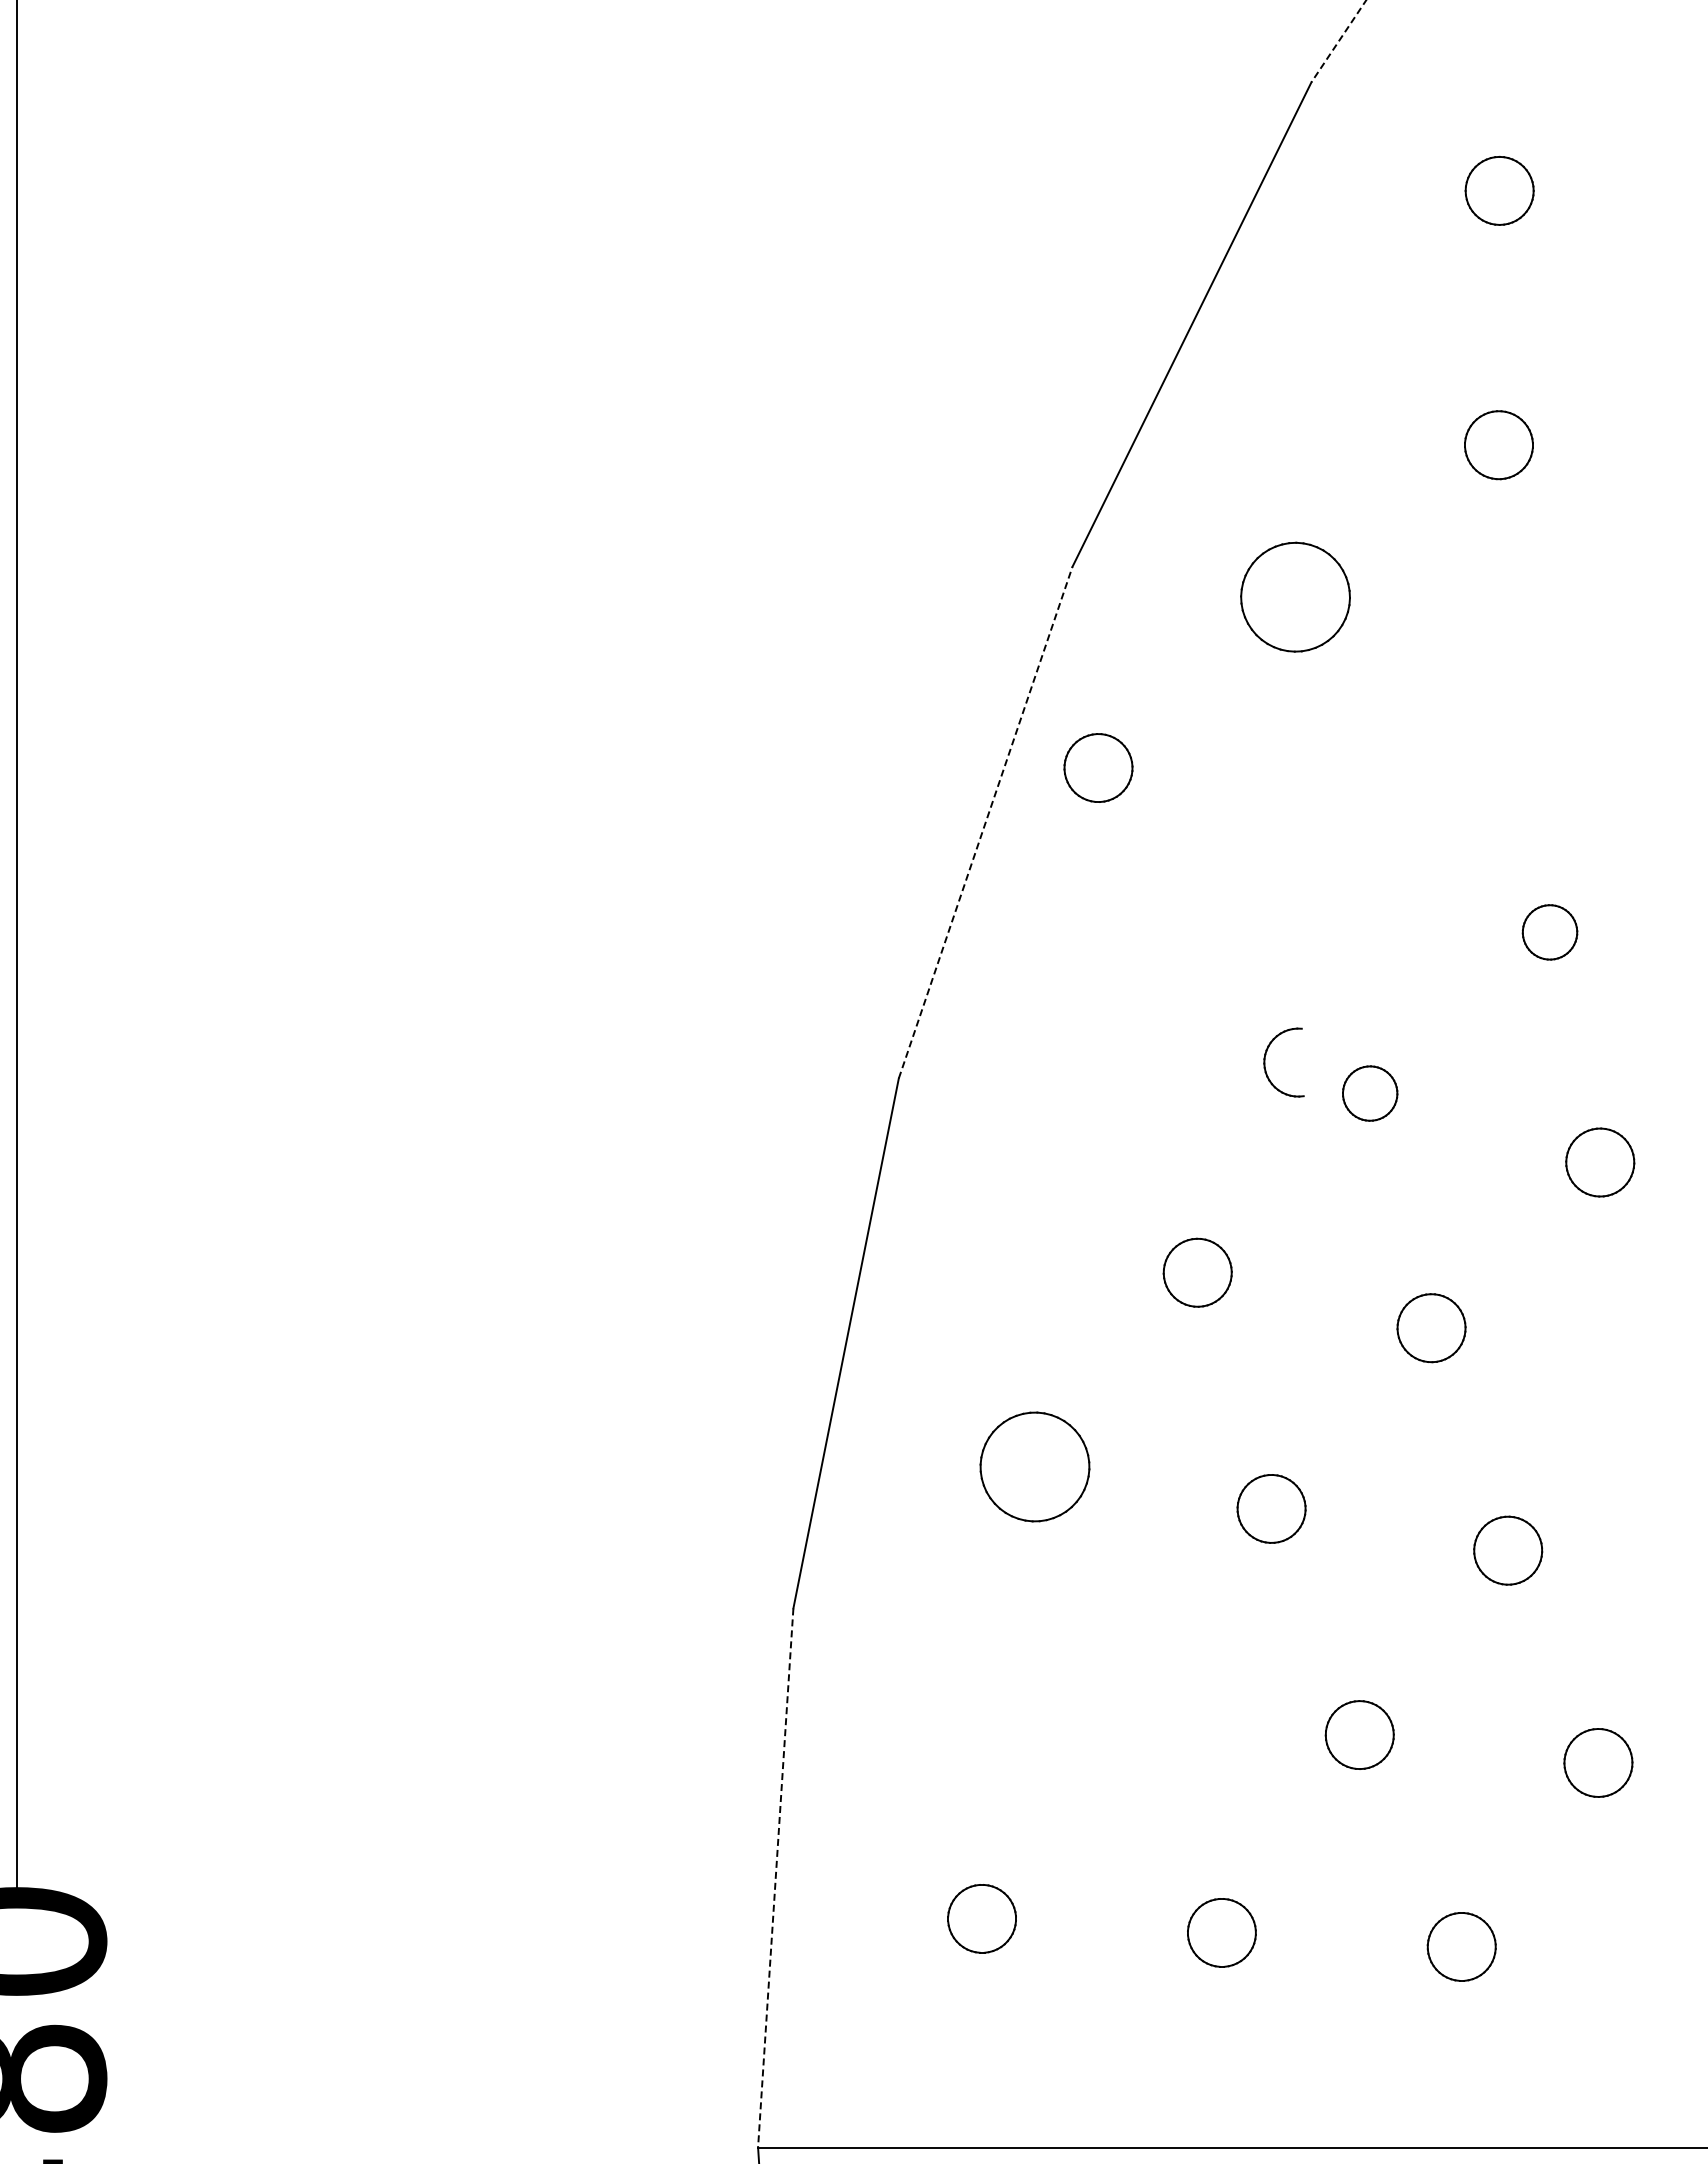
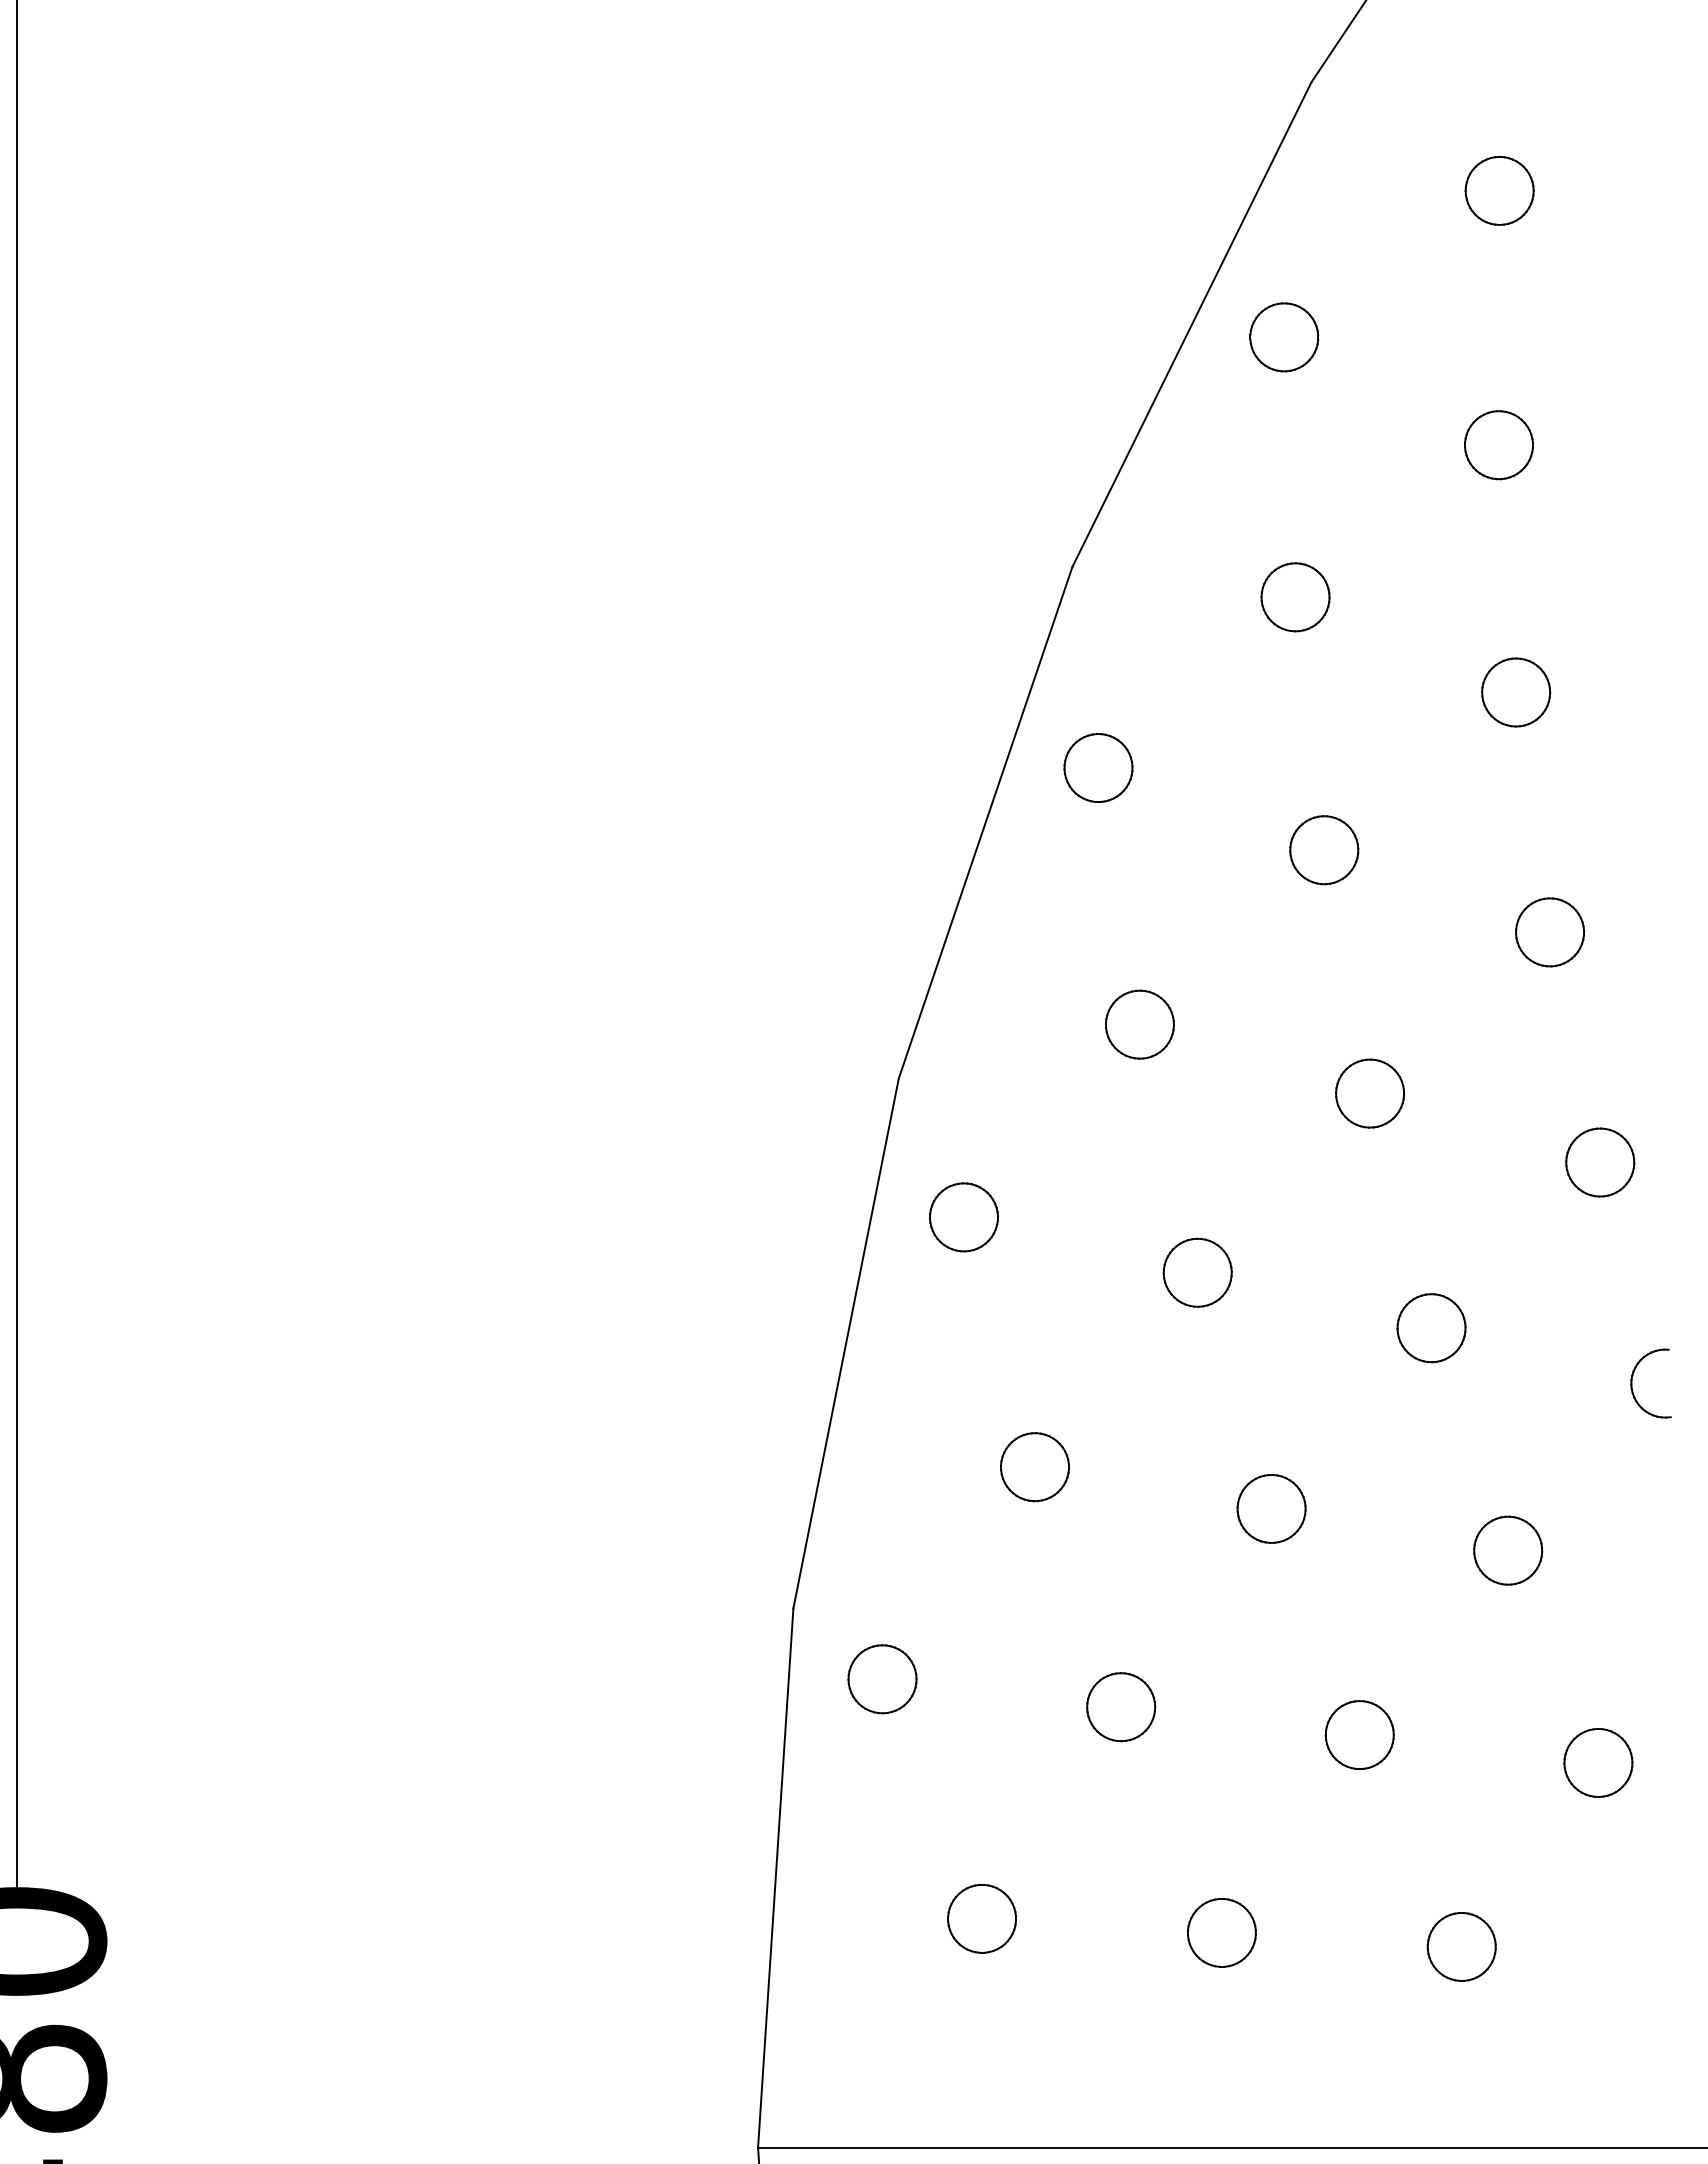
line: dashed -> solid (1338, 41)
part: none -> present (1284, 337)
part size: 111x112 px -> 71x71 px (1295, 597)
part: none -> present (1516, 692)
line: dashed -> solid (985, 822)
part: none -> present (1324, 850)
part size: 58x57 px -> 70x71 px (1549, 932)
part: none -> present (1139, 1024)
part position: (1265, 1062) -> (1632, 1383) (1632, 1383)
part size: 57x57 px -> 71x71 px (1370, 1093)
part: none -> present (963, 1217)
part size: 112x112 px -> 70x71 px (1034, 1467)
part: none -> present (882, 1679)
part: none -> present (1121, 1707)
line: dashed -> solid (775, 1878)
